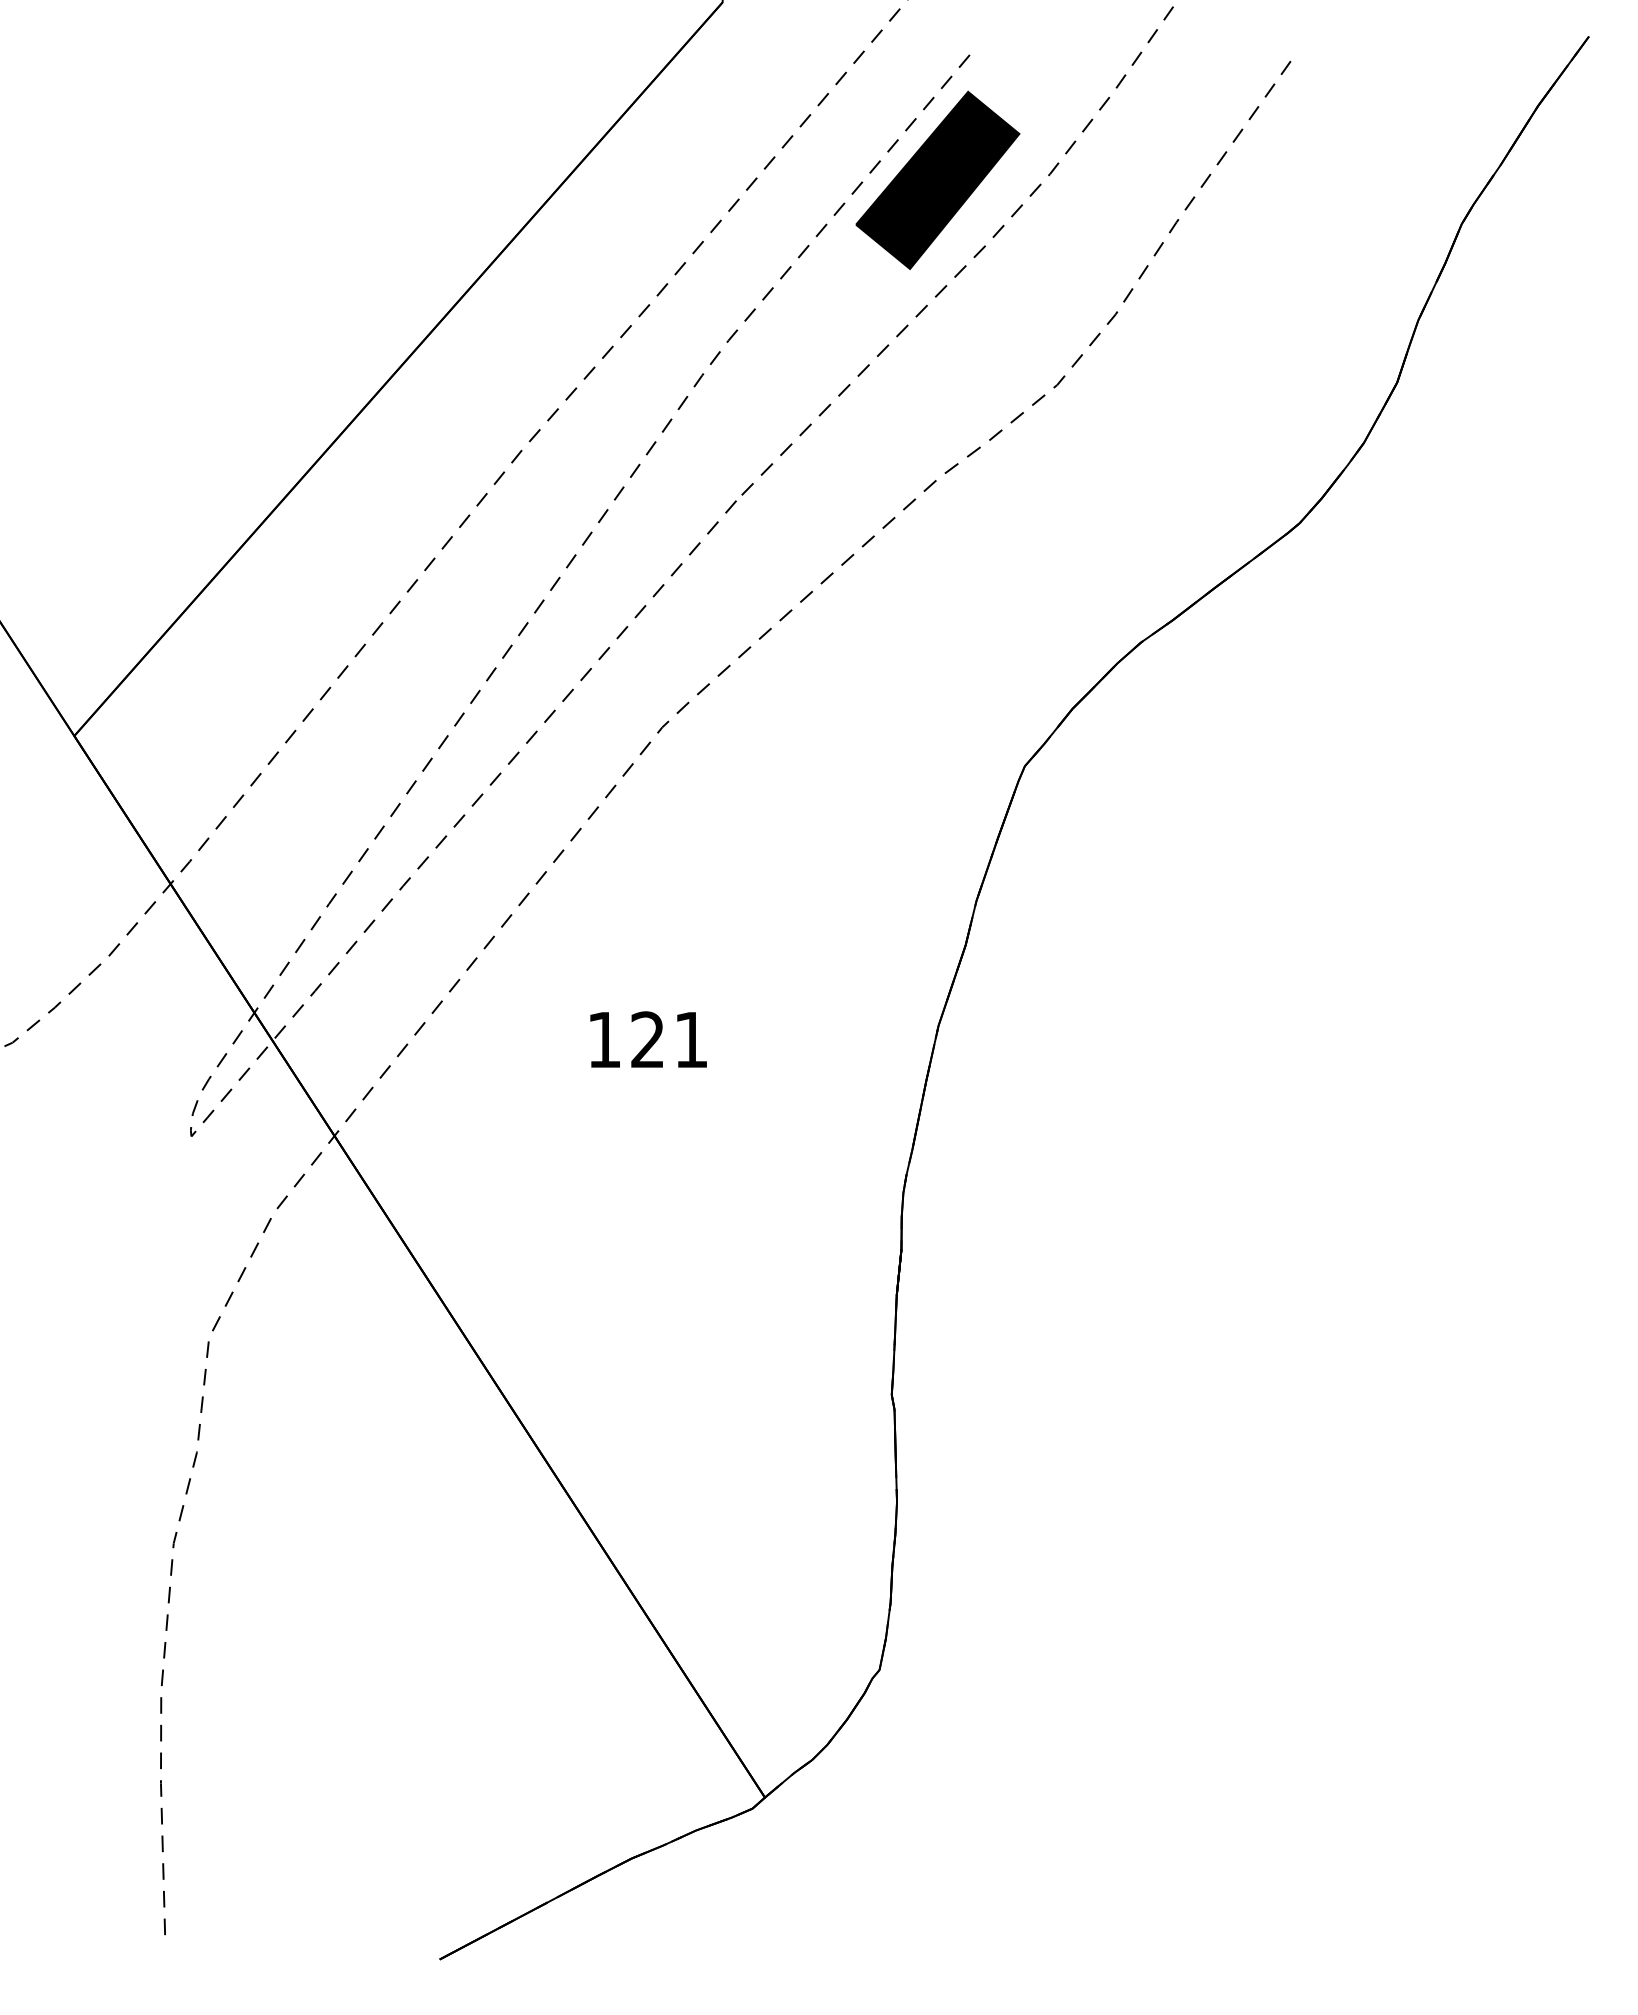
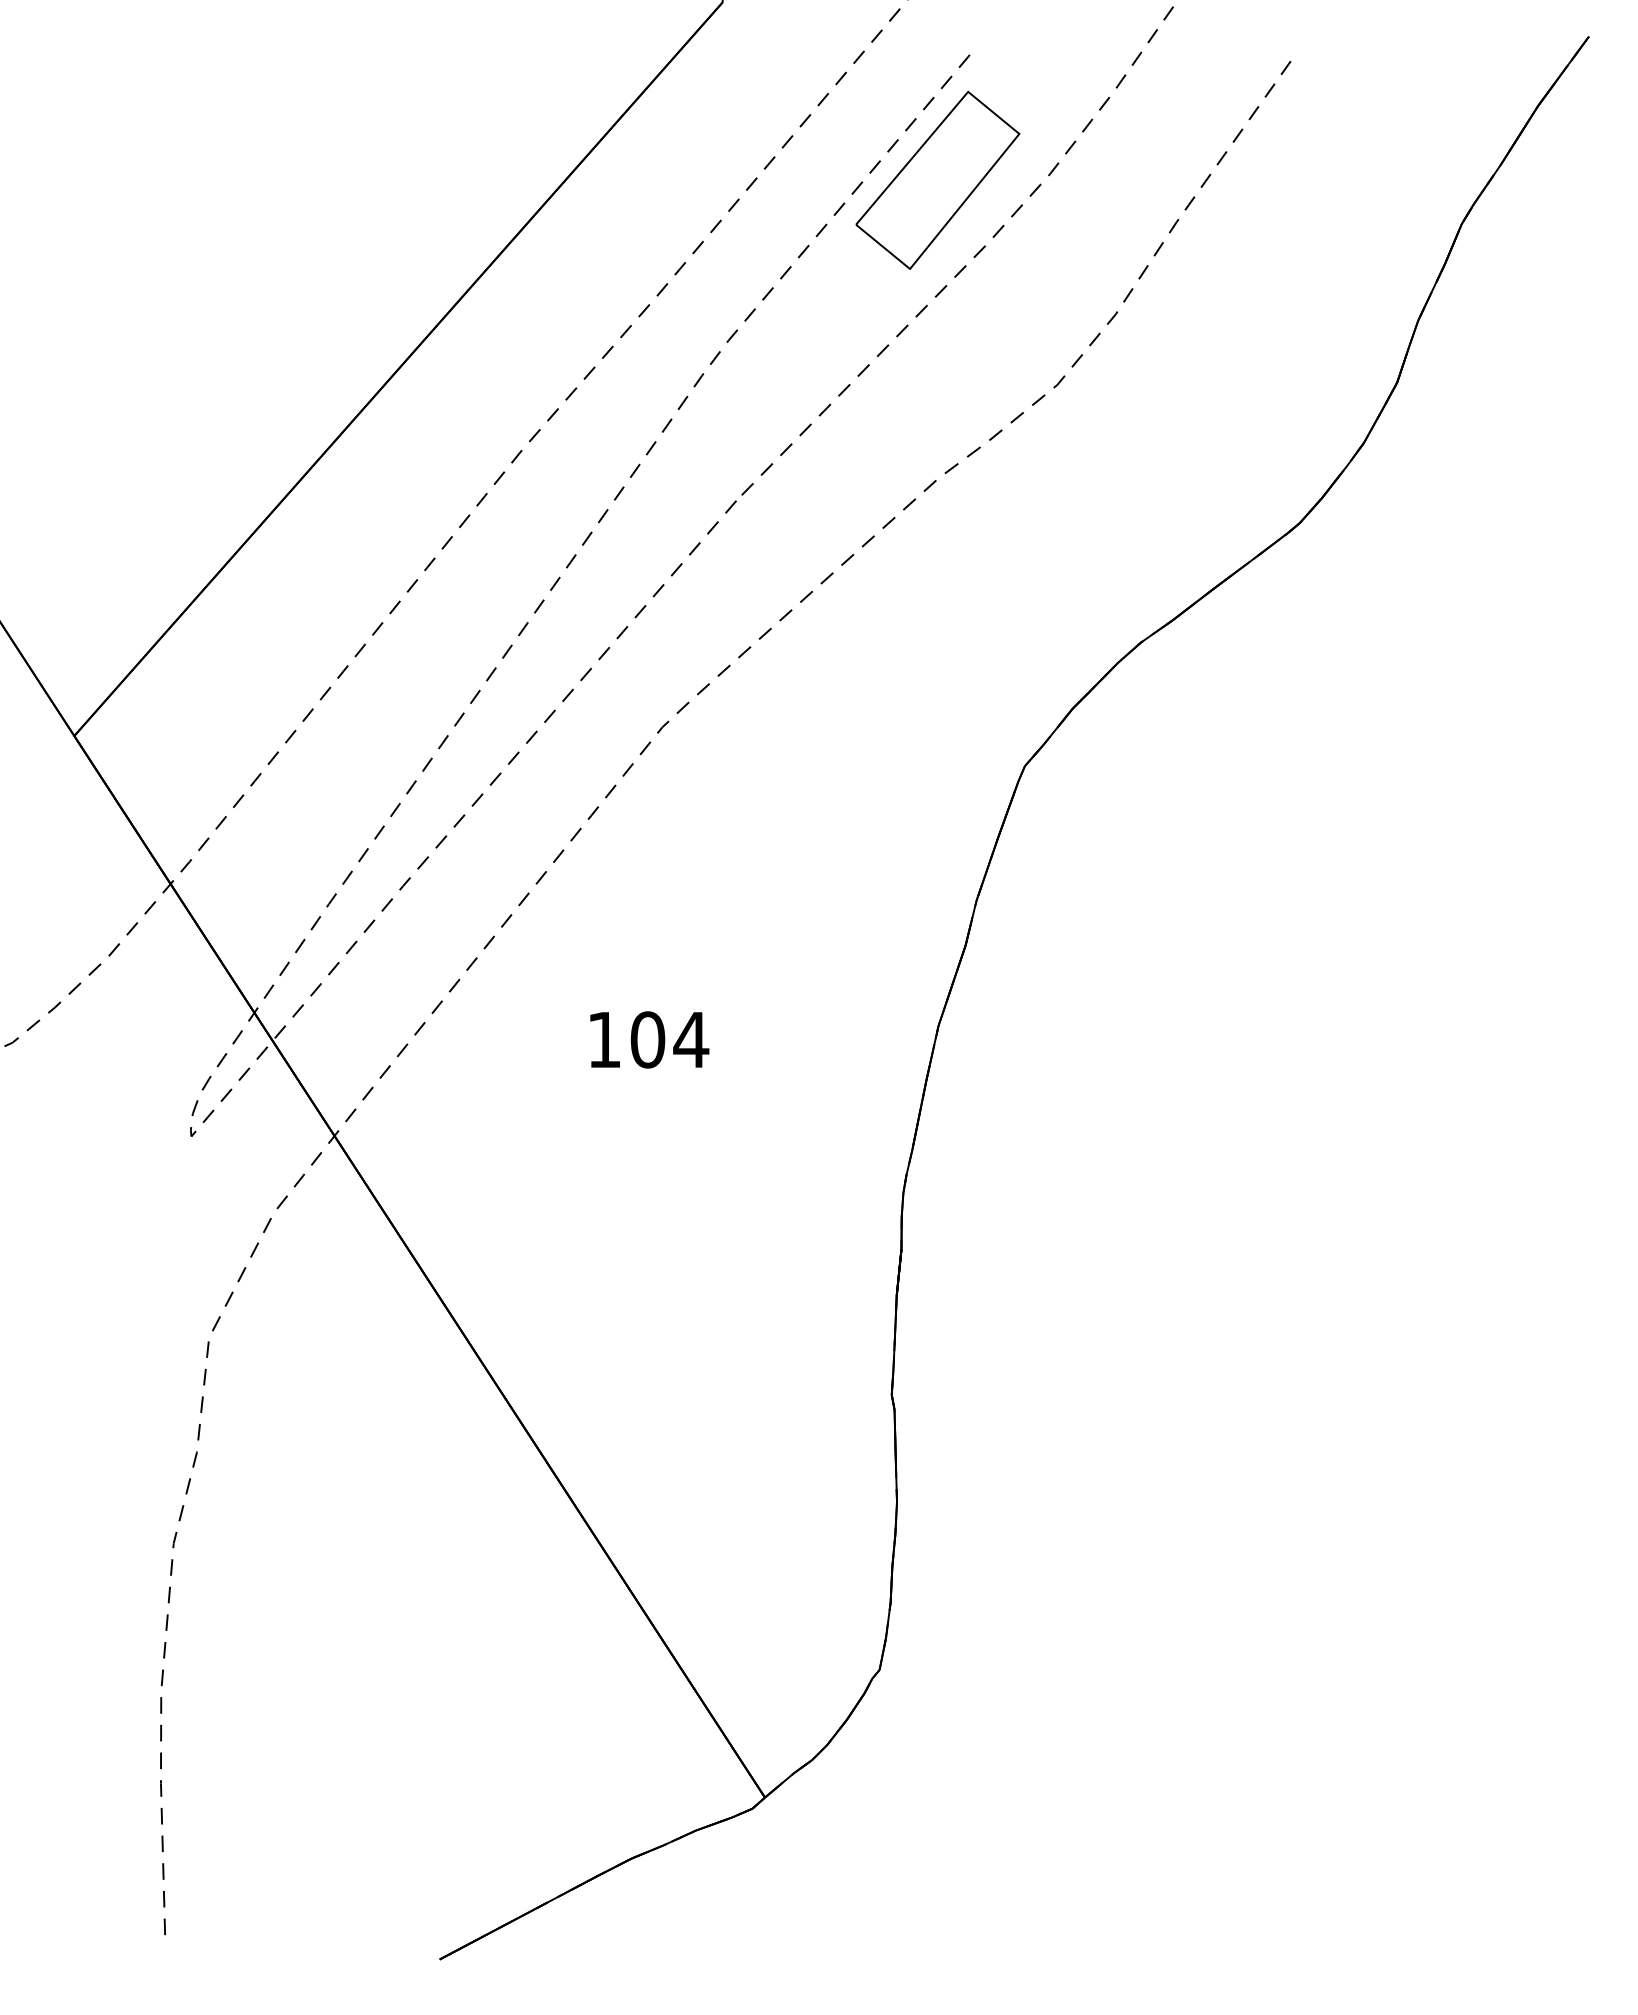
fill: present -> none (937, 180)
text: 121 -> 104 (669, 1039)
